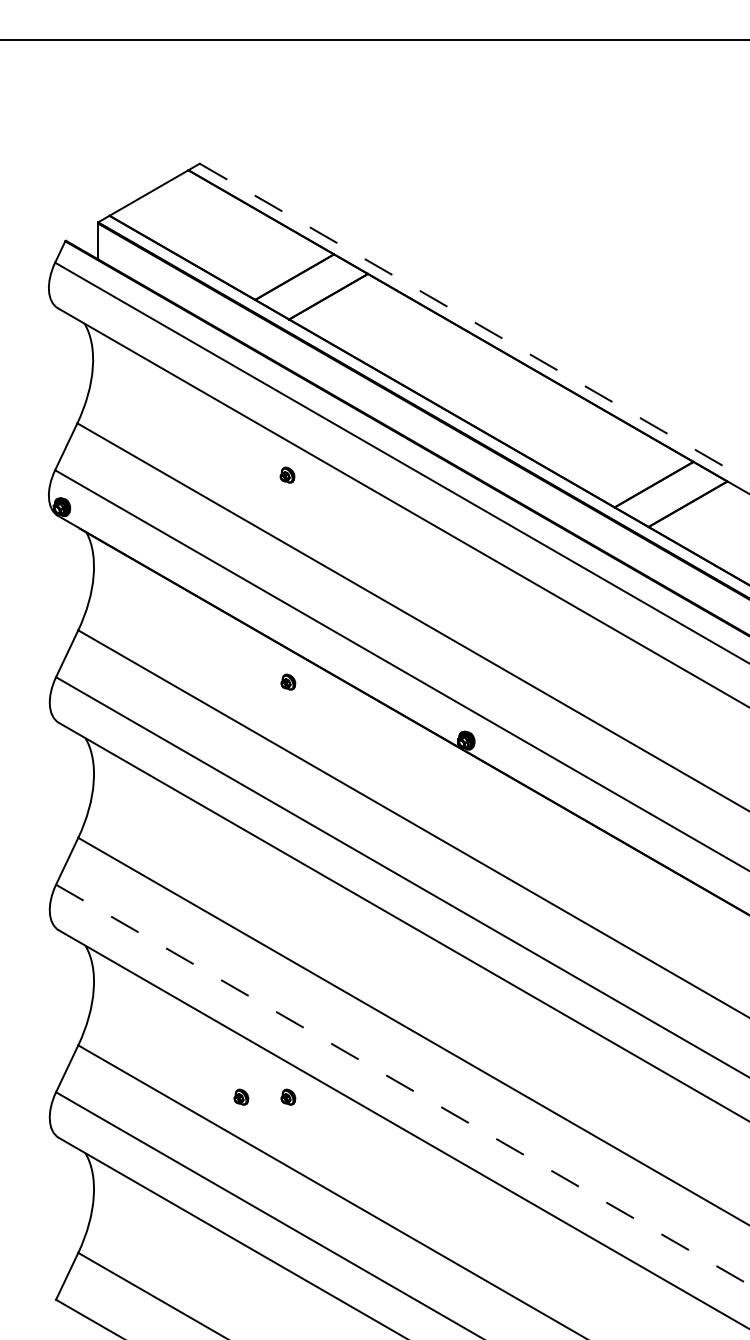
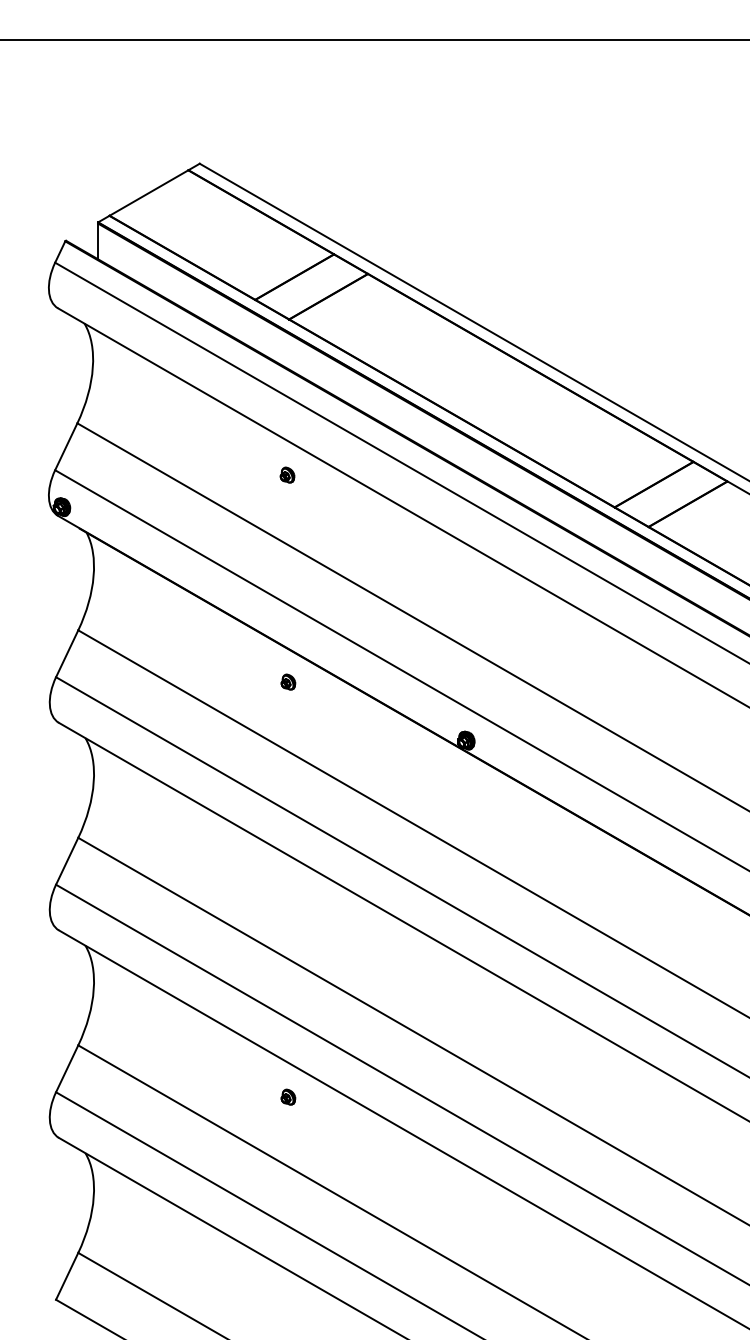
line: dashed -> solid (475, 322)
line: dashed -> solid (403, 1085)
part: present -> none (241, 1096)
